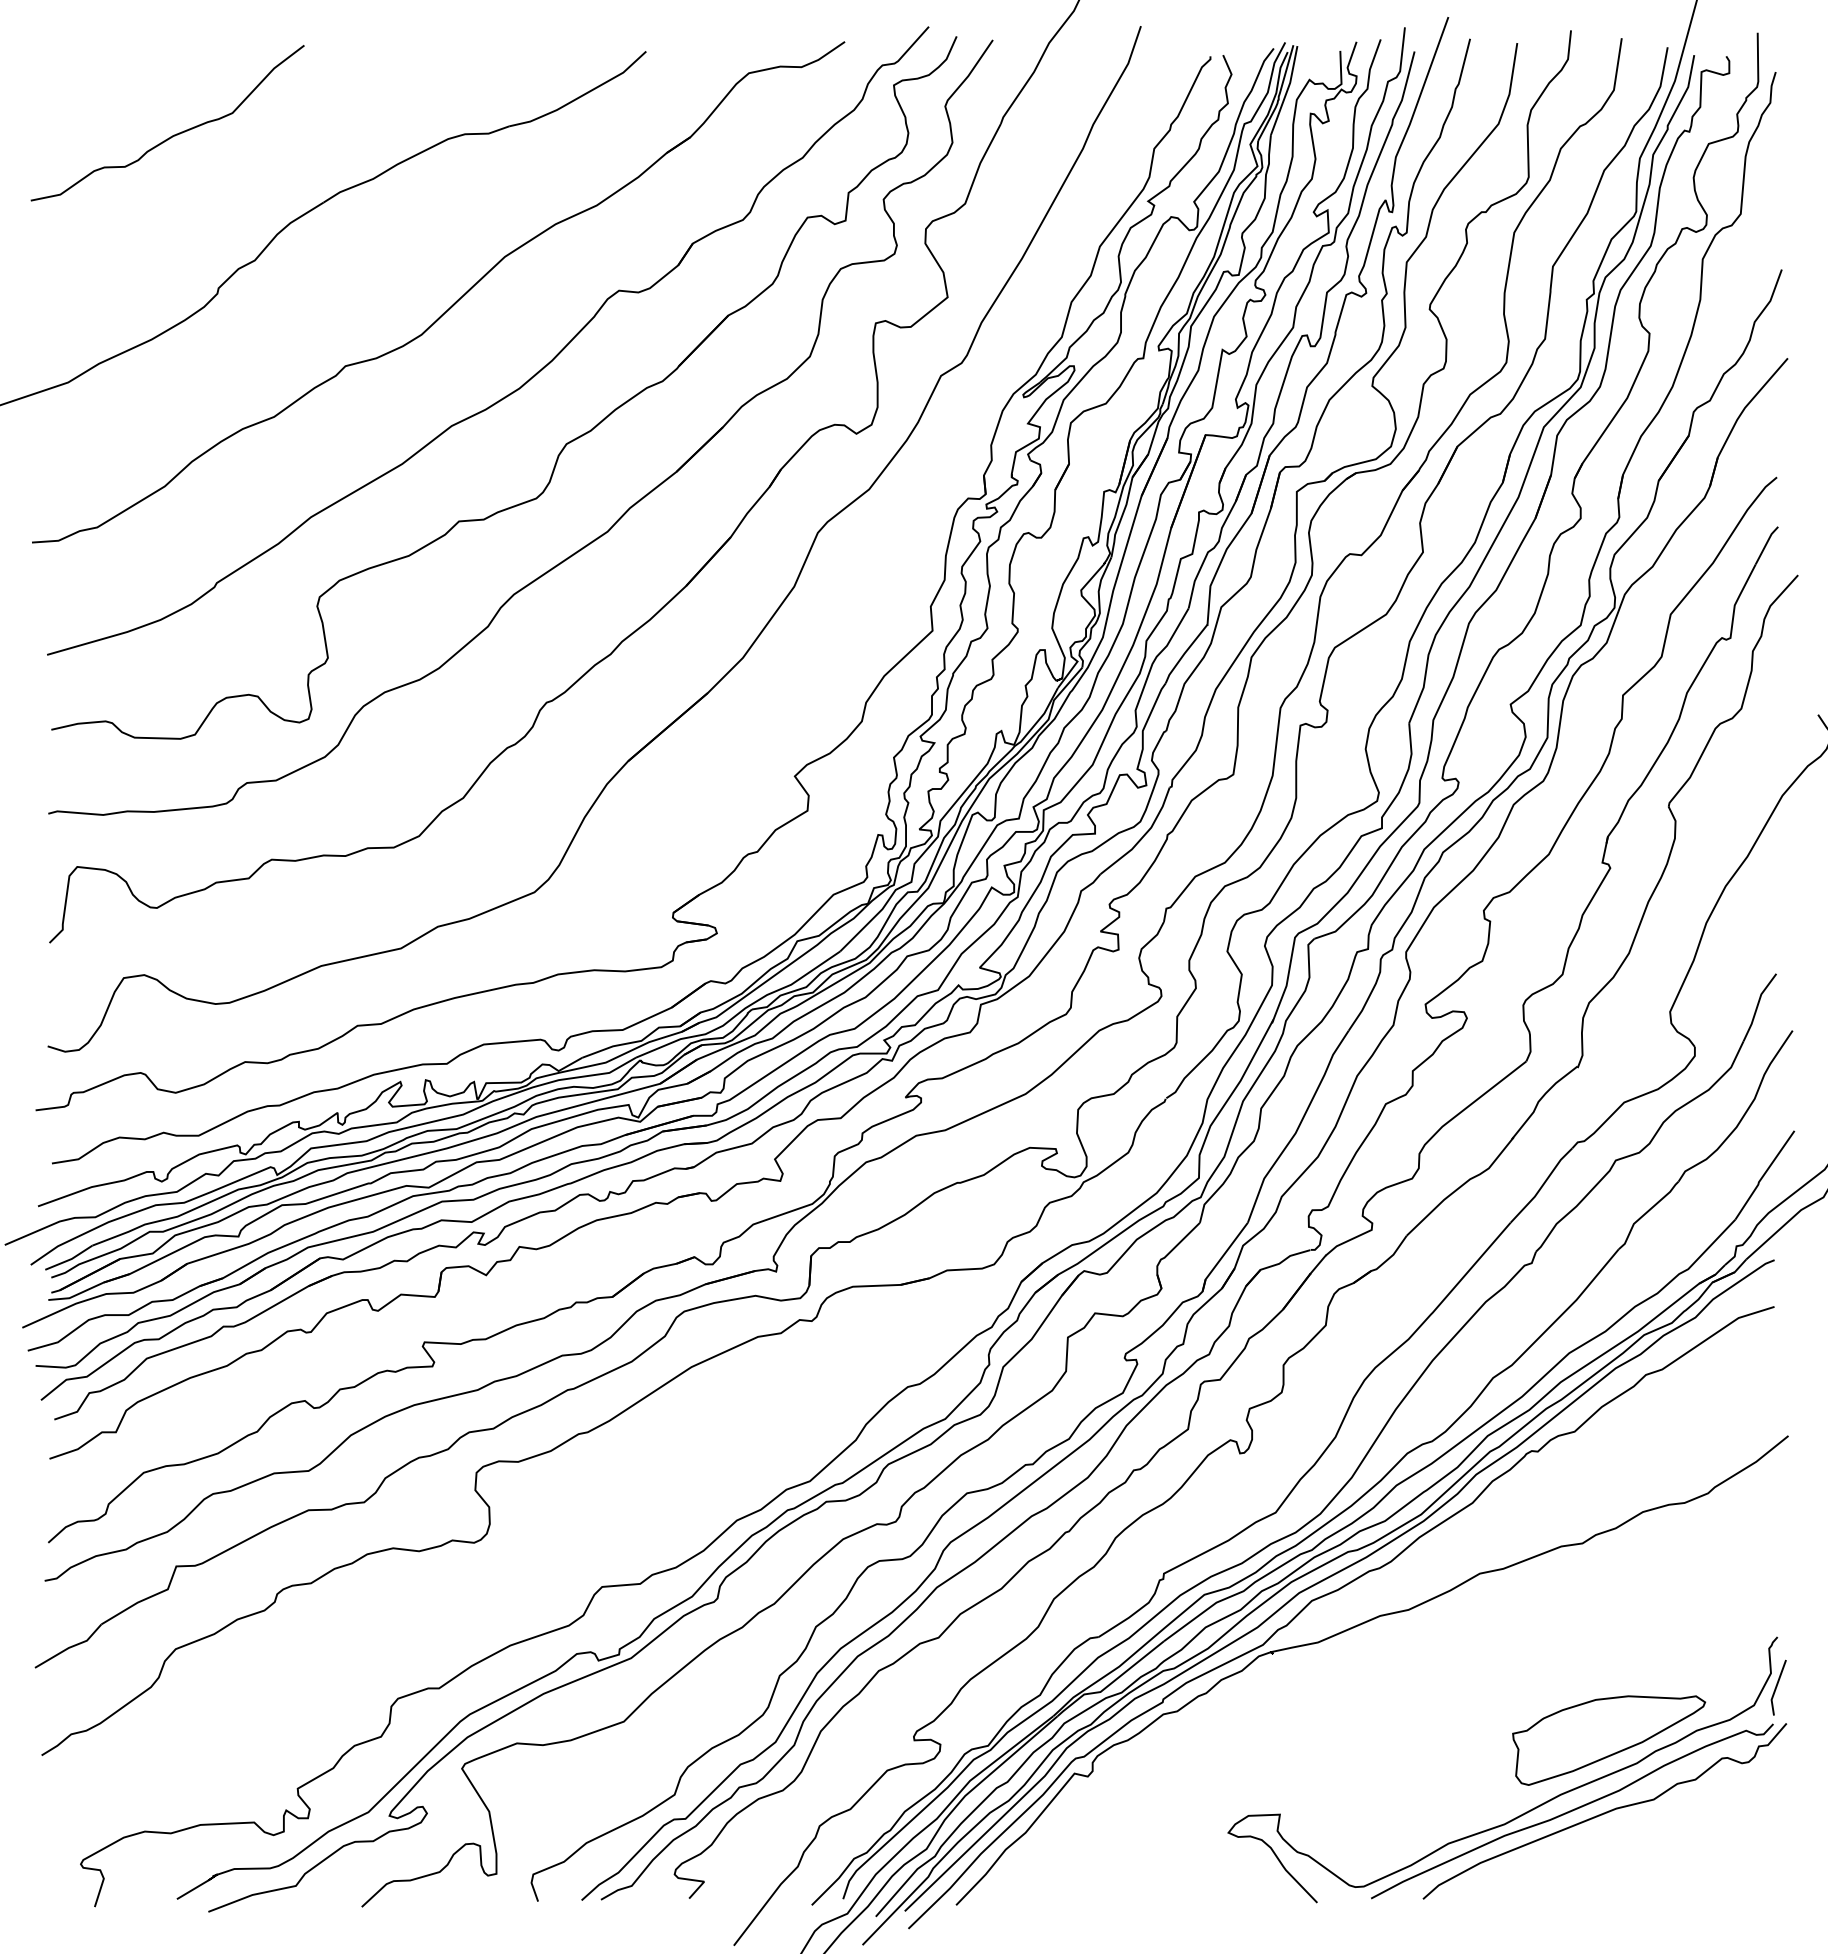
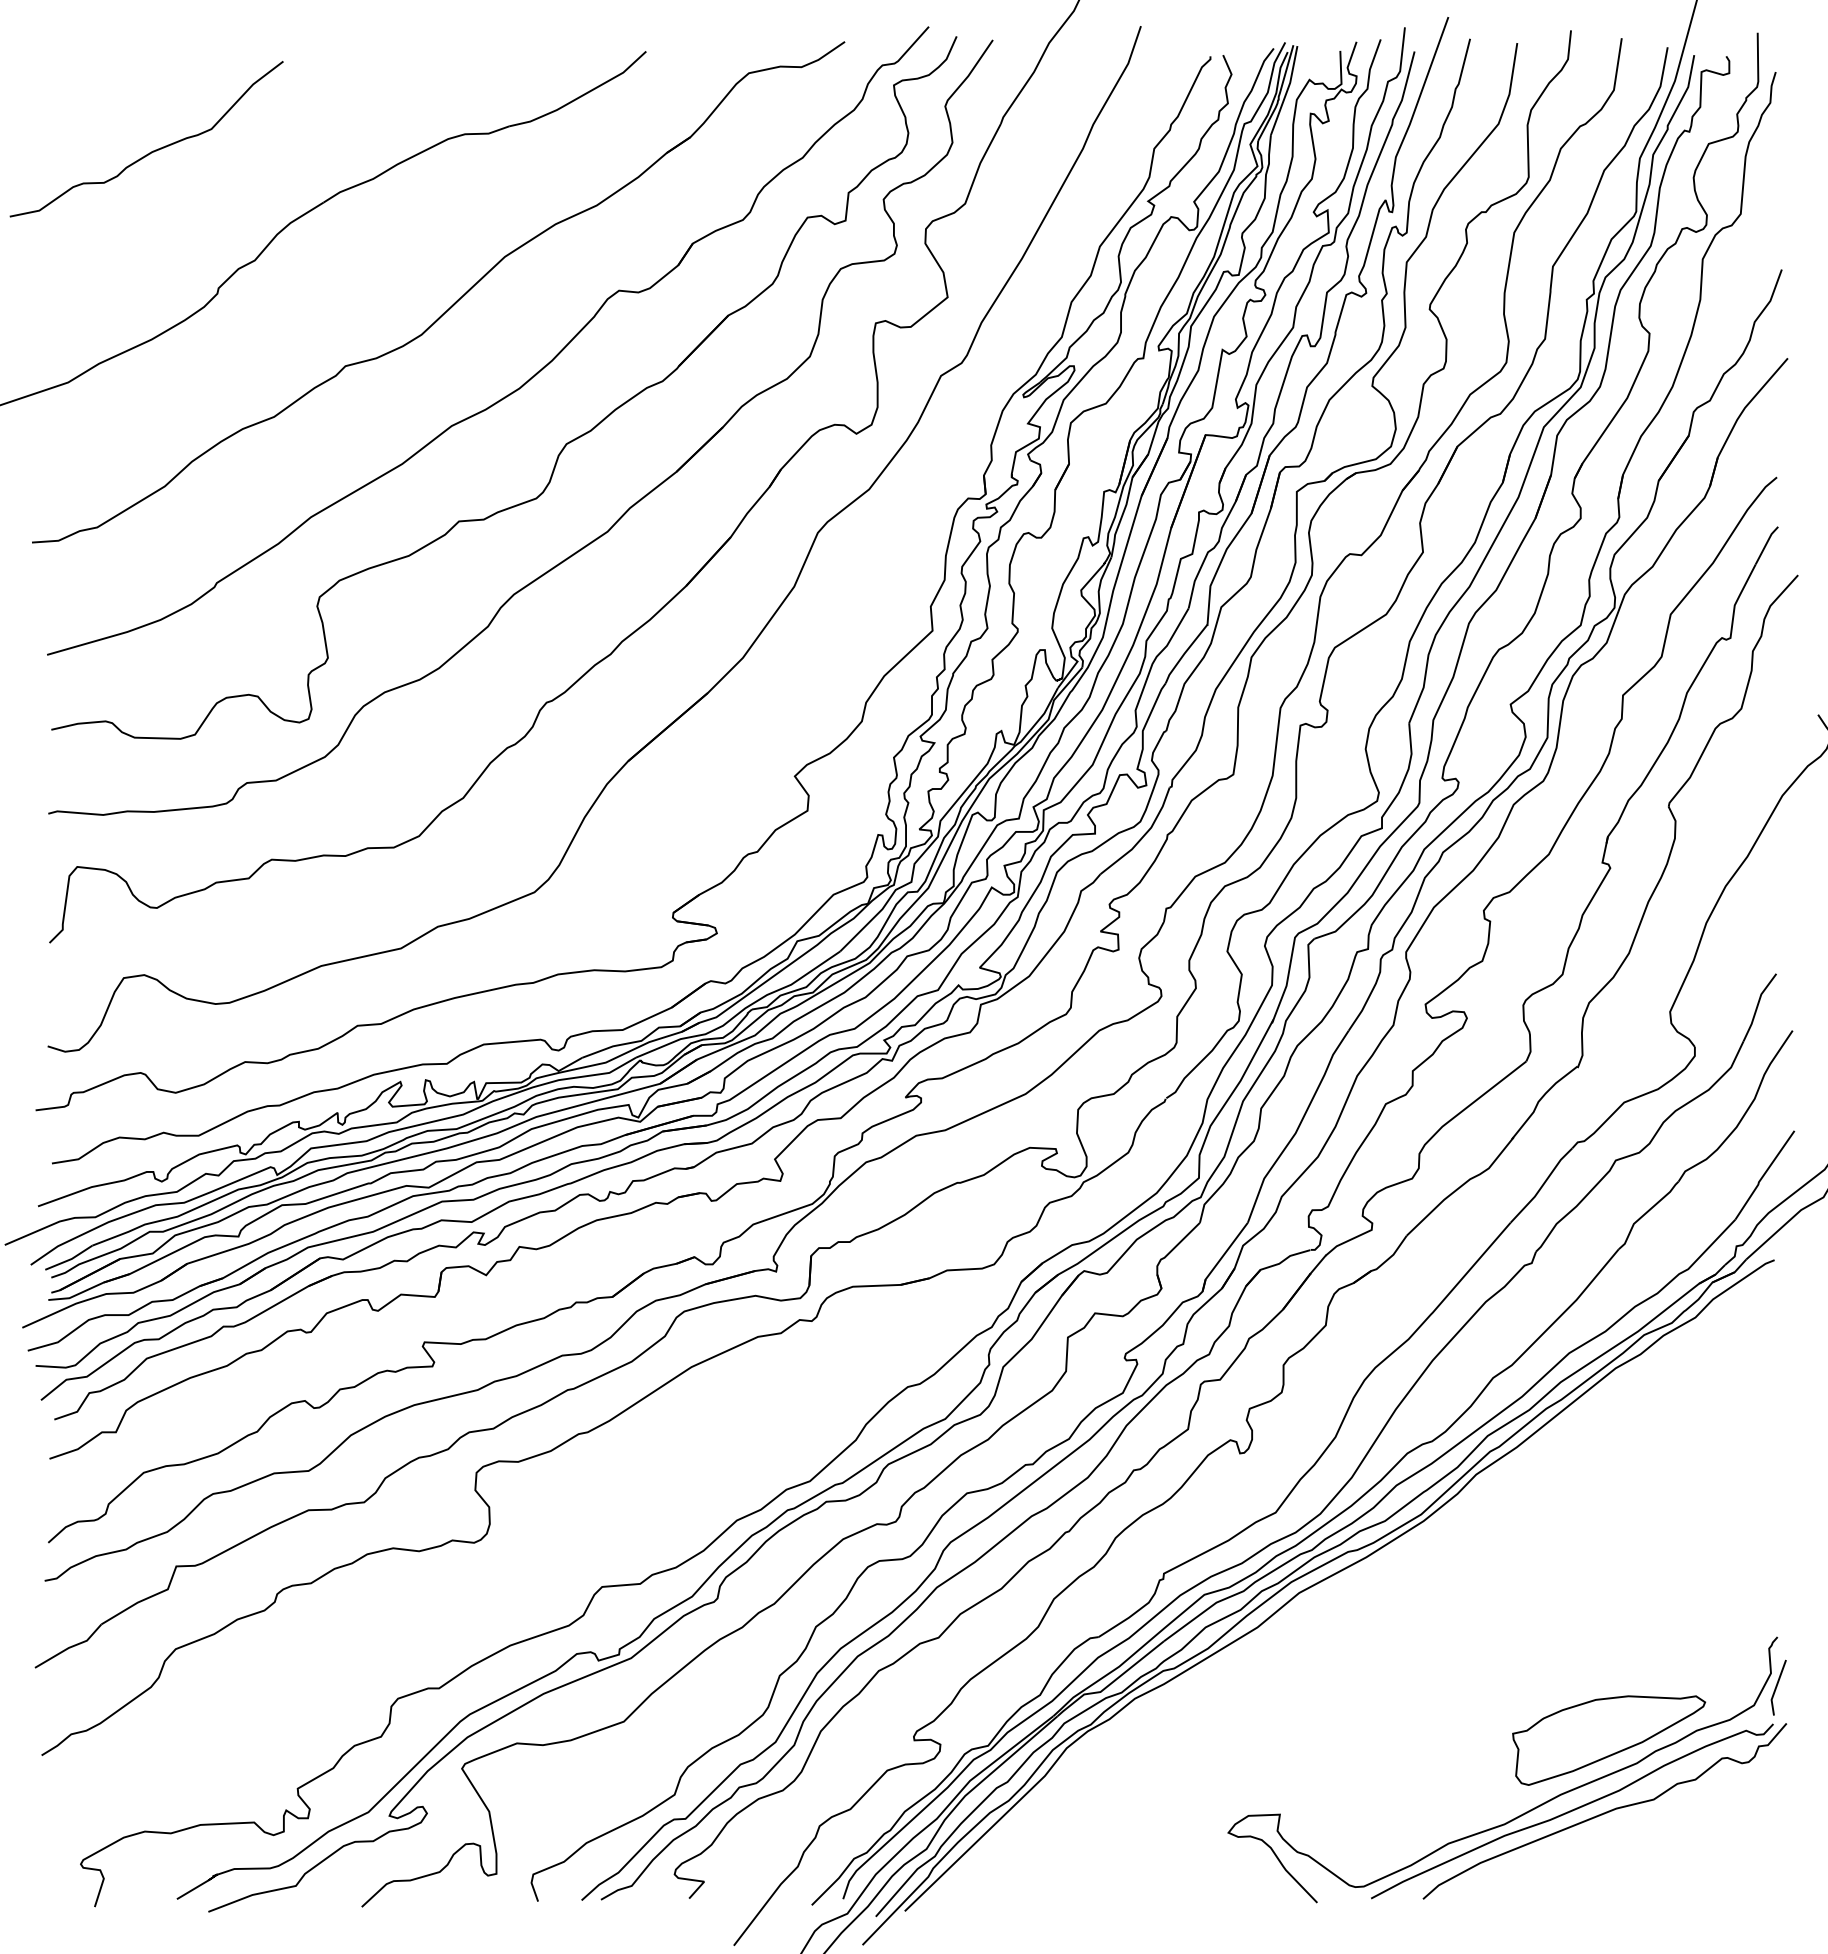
curve position: (172, 135) -> (151, 151) (151, 151)
part: present -> none (1352, 1626)
